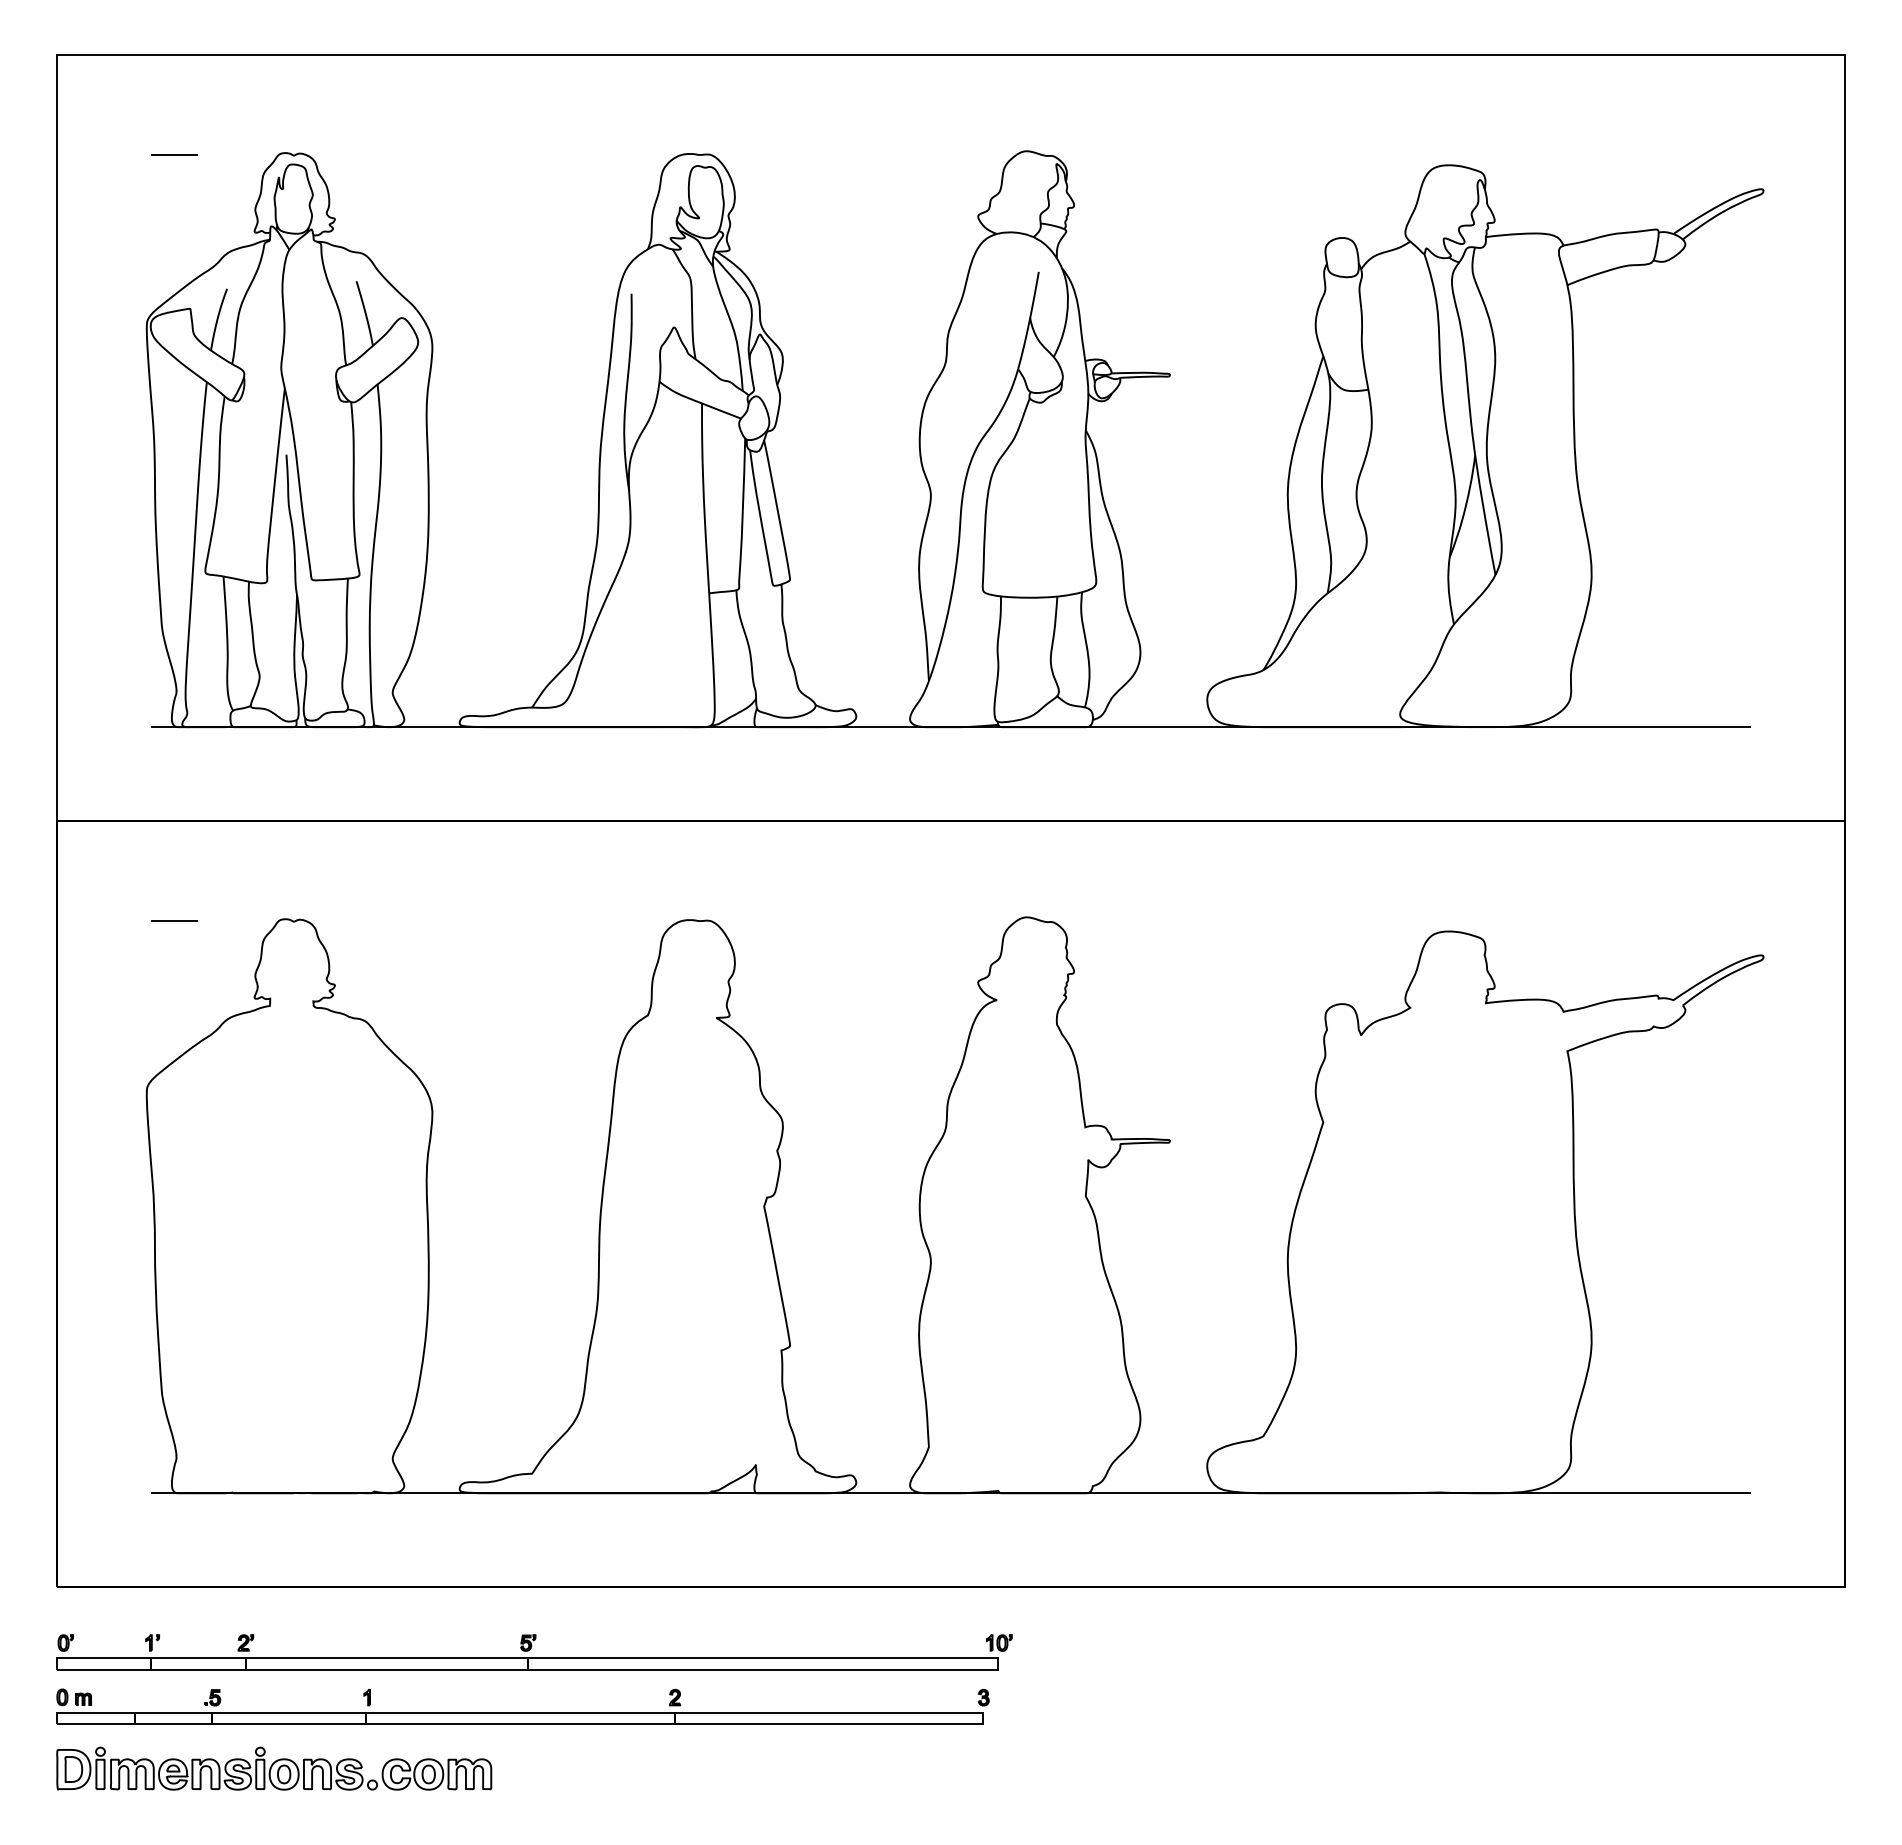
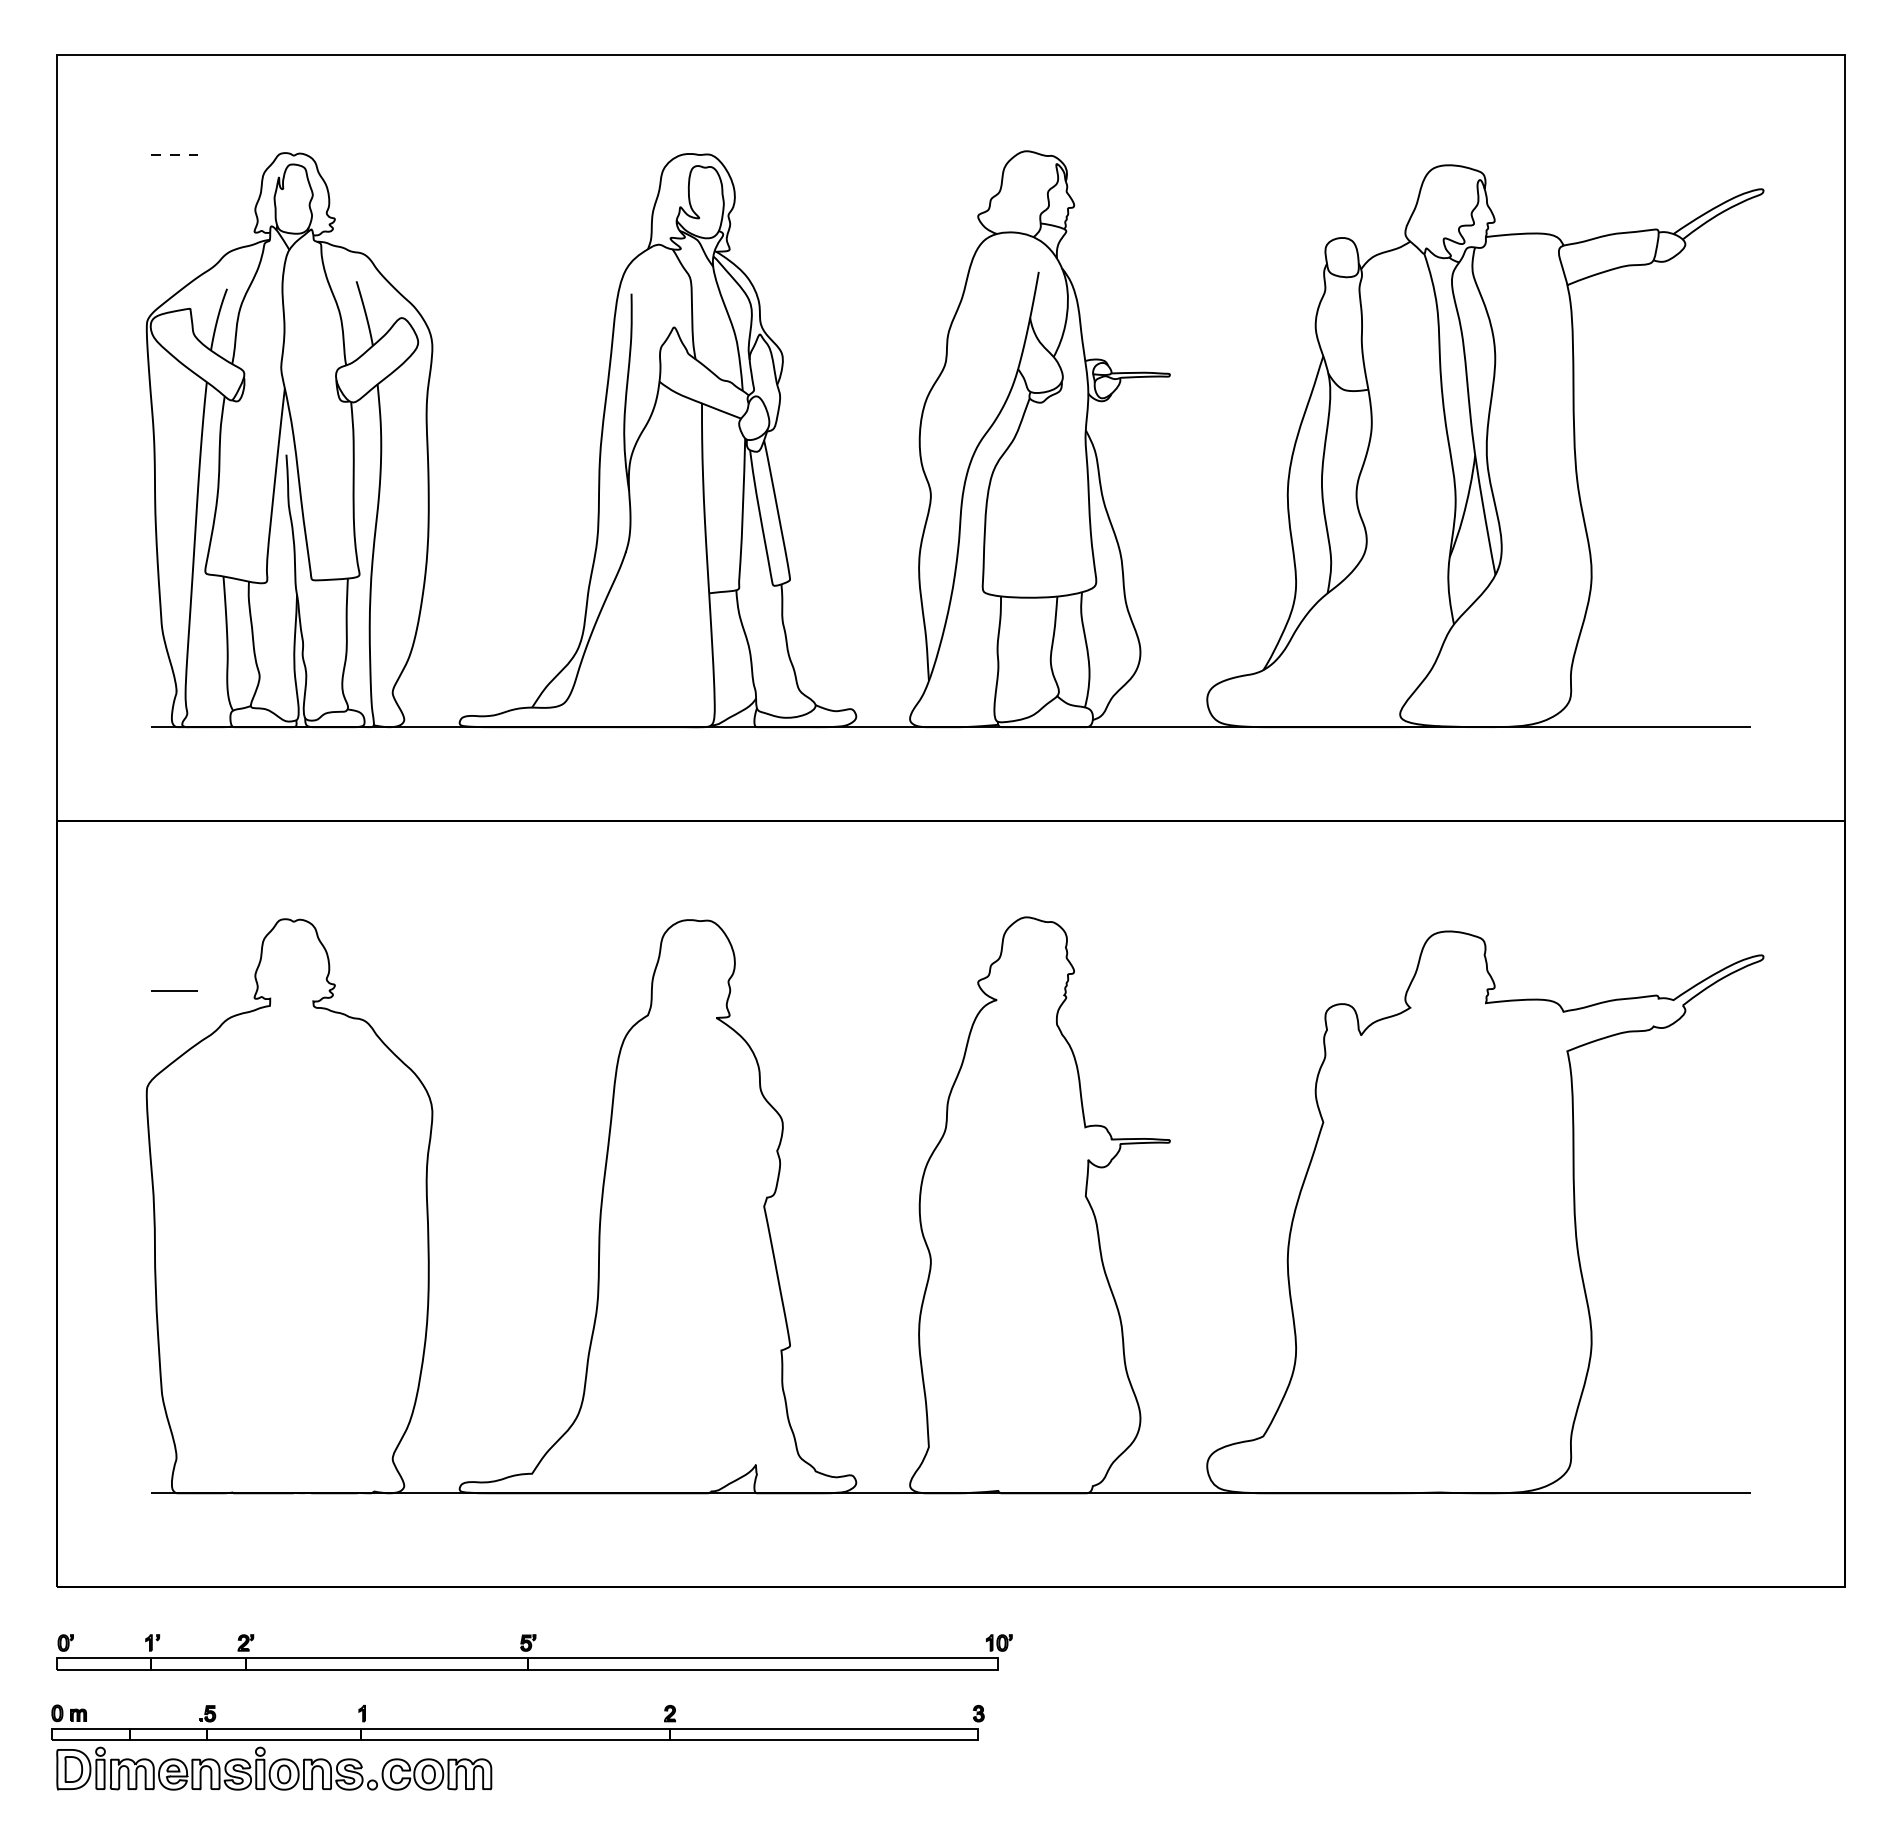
line: solid -> dashed (174, 154)
line position: (174, 920) -> (174, 990) (174, 990)
part position: (522, 1706) -> (517, 1722) (517, 1722)
